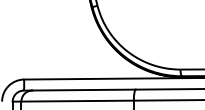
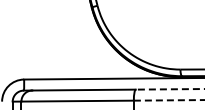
line: solid -> dashed (169, 89)
line: solid -> dashed (169, 100)
